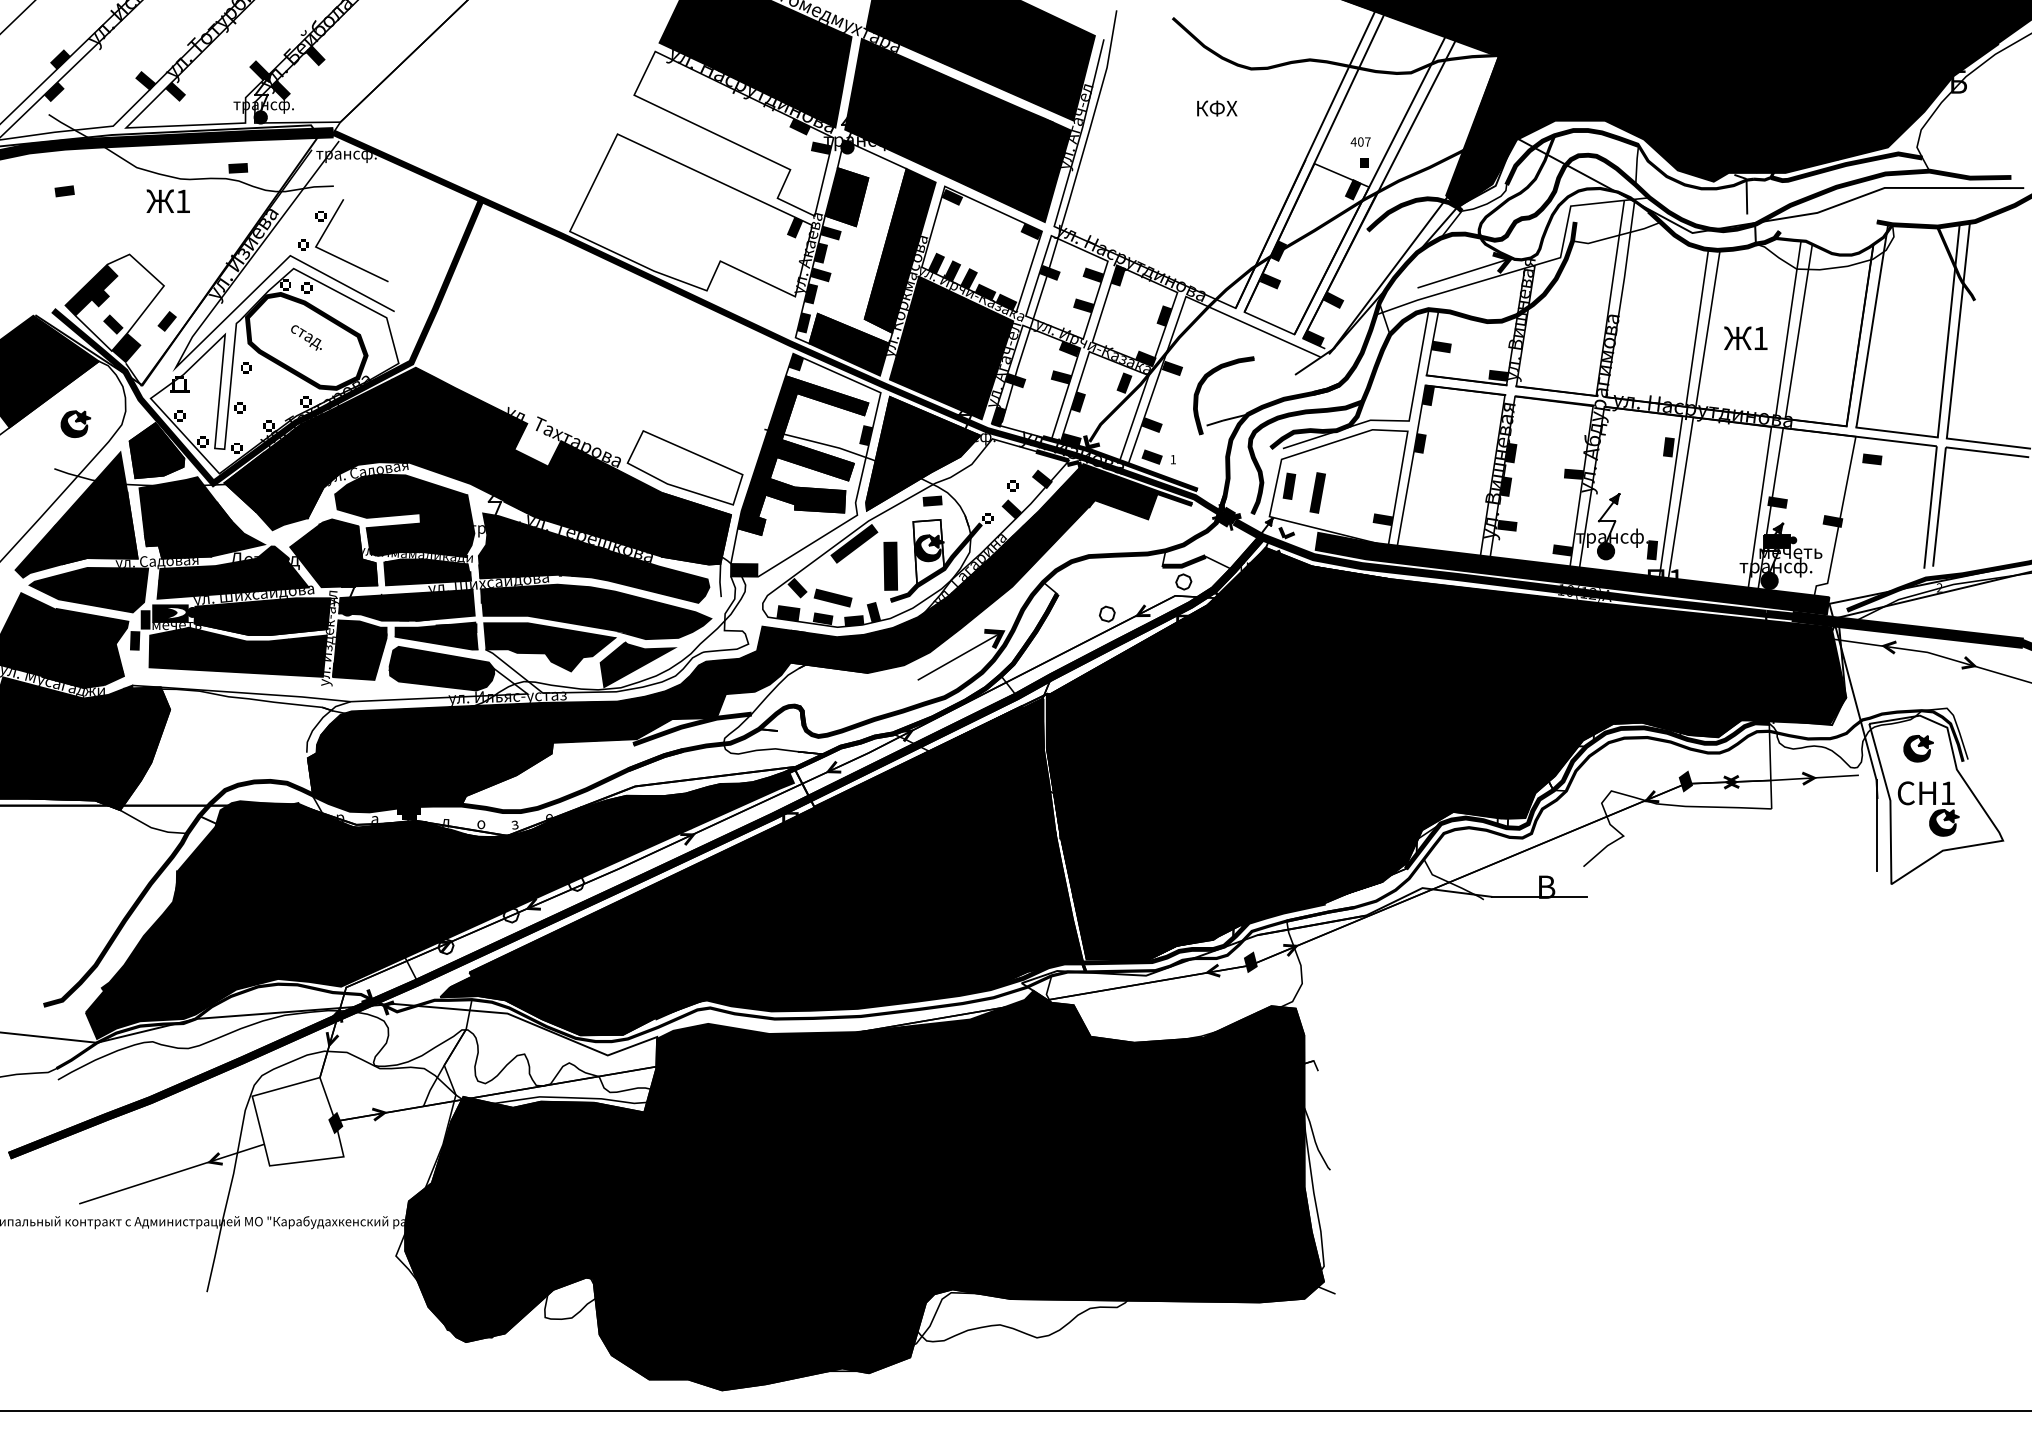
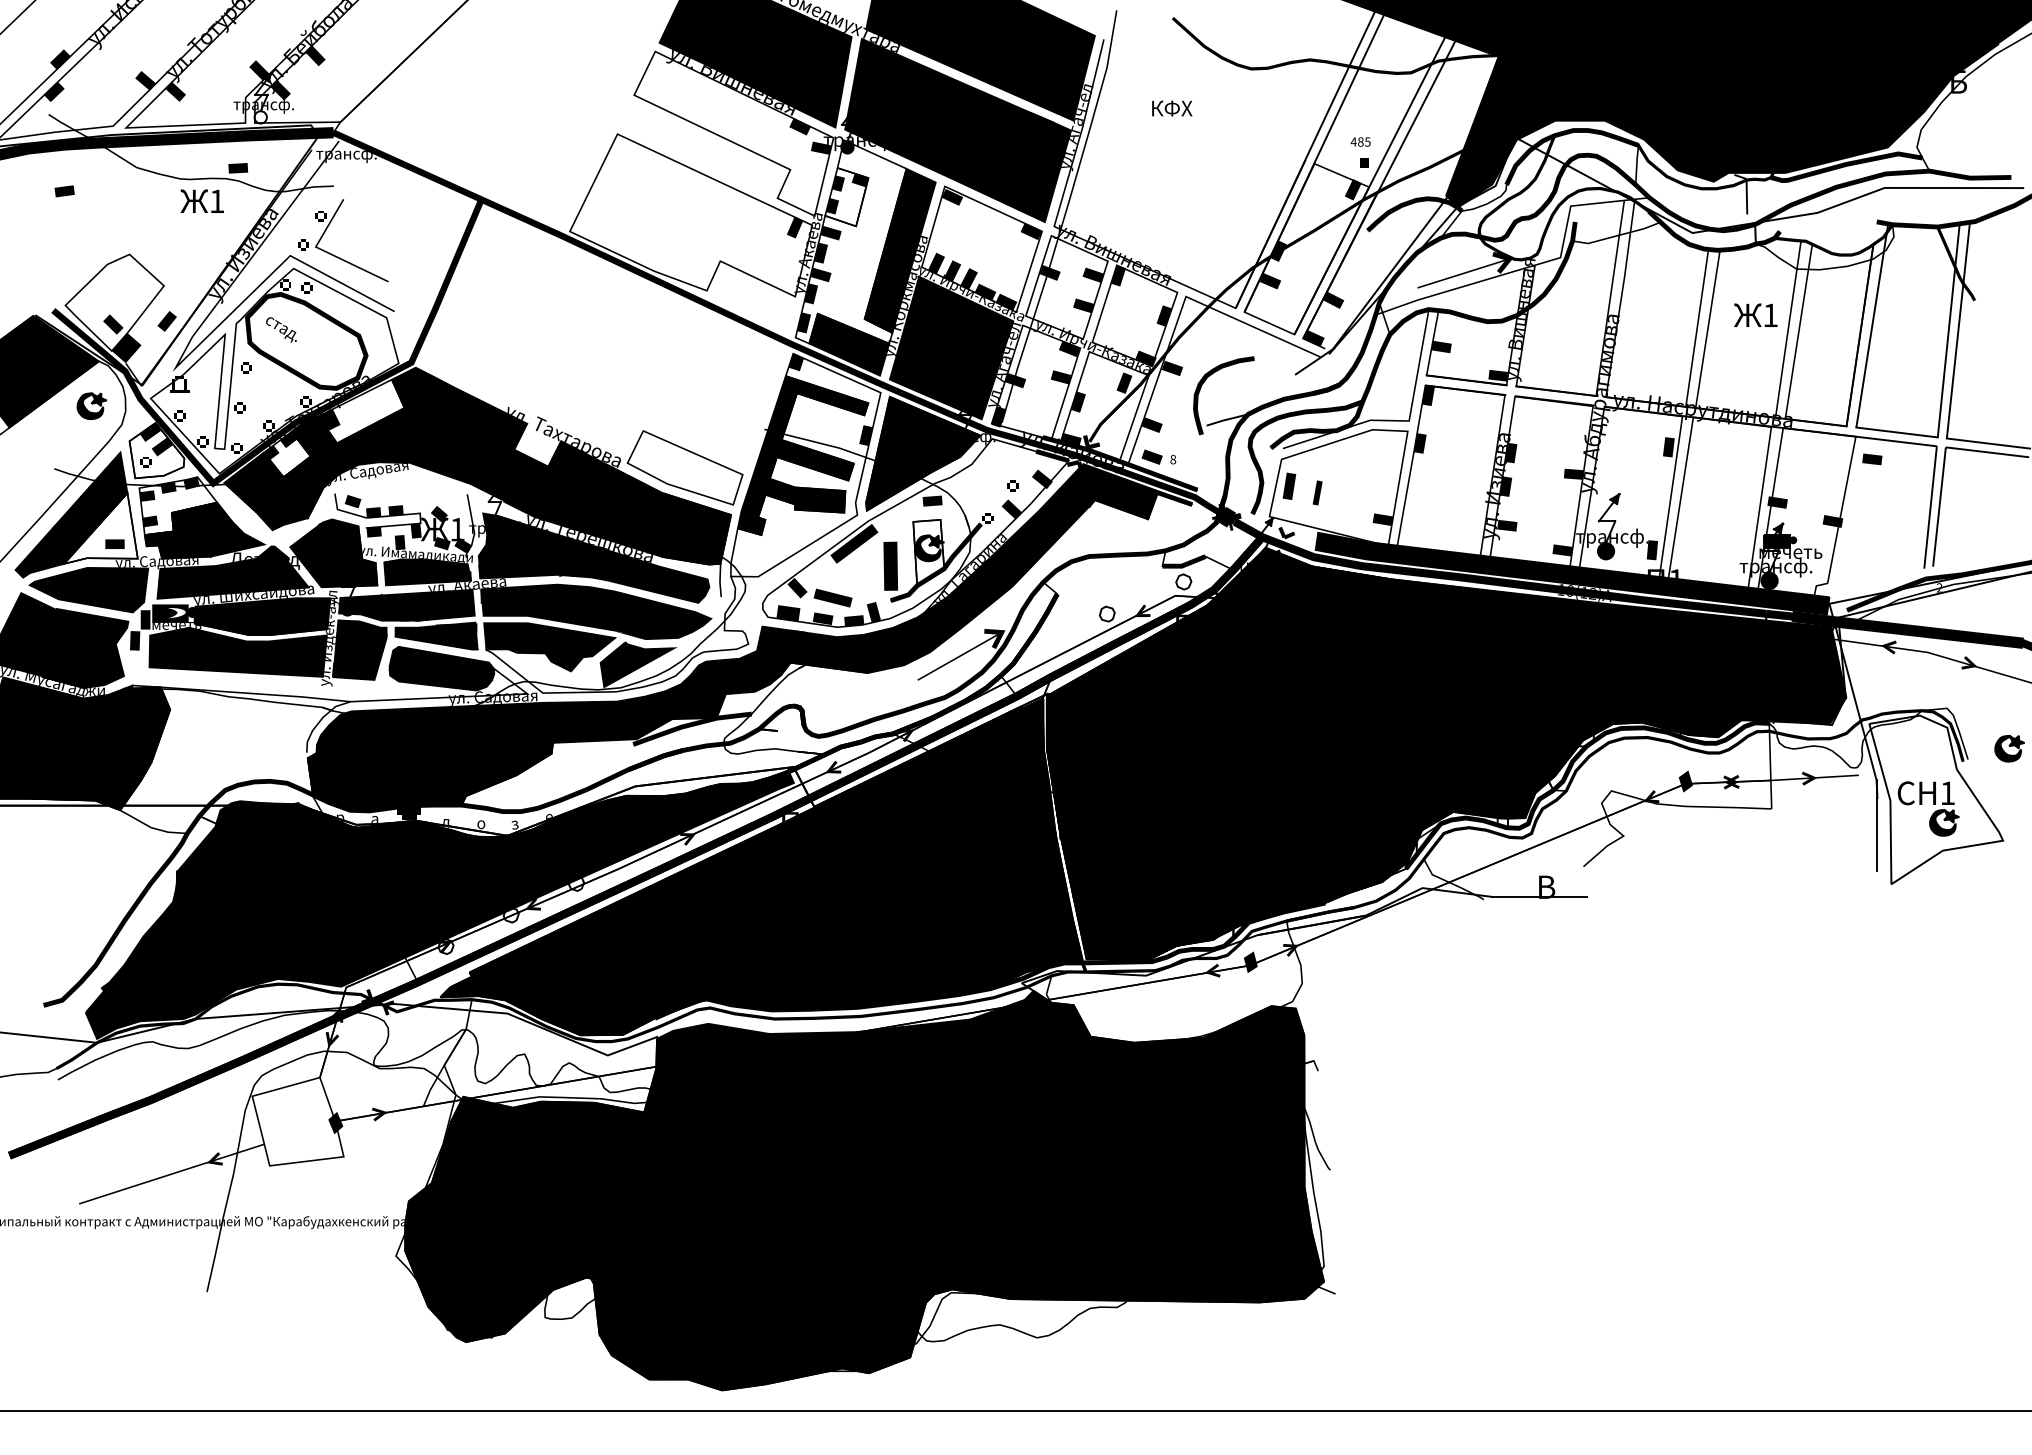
text: ул. Насрутдинова -> ул. Вишневая (767, 100)
text position: (1217, 108) -> (1172, 108) (1172, 108)
fill: present -> none (260, 117)
text: 407 -> 485 (1364, 141)
fill: present -> none (846, 197)
text position: (167, 200) -> (201, 200) (201, 200)
text: ул. Насрутдинова -> ул. Вишневая (1145, 268)
fill: present -> none (91, 290)
text position: (306, 337) -> (281, 329) (281, 329)
text position: (1745, 337) -> (1755, 314) (1755, 314)
fill: present -> none (362, 411)
part position: (75, 423) -> (91, 405) (91, 405)
fill: present -> none (156, 450)
text: ул. Вишневая -> ул. Изиева (1500, 452)
fill: present -> none (286, 454)
text: 1 -> 8 (1173, 459)
part size: 17x42 px -> 11x26 px (1317, 492)
fill: present -> none (178, 506)
fill: present -> none (404, 515)
fill: present -> none (100, 528)
fill: present -> none (744, 569)
text: ул. Шихсаидова -> ул. Акаева (501, 582)
text: ул. Ильяс-устаз -> ул. Садовая (520, 697)
part position: (1918, 748) -> (2009, 748) (2009, 748)
